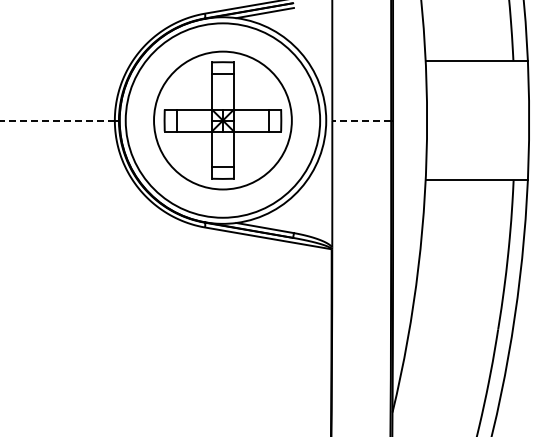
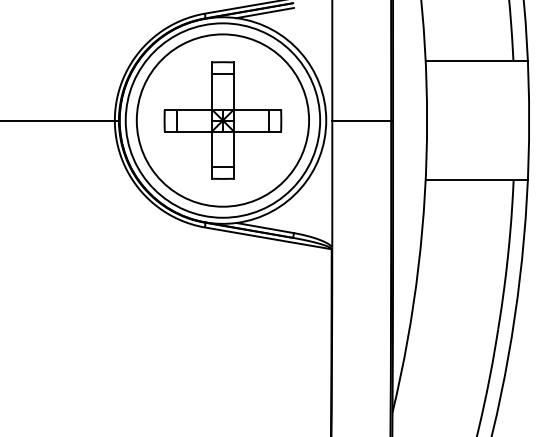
line: dashed -> solid (57, 120)
circle diameter: 138 px -> 172 px (222, 120)
line: dashed -> solid (361, 120)
